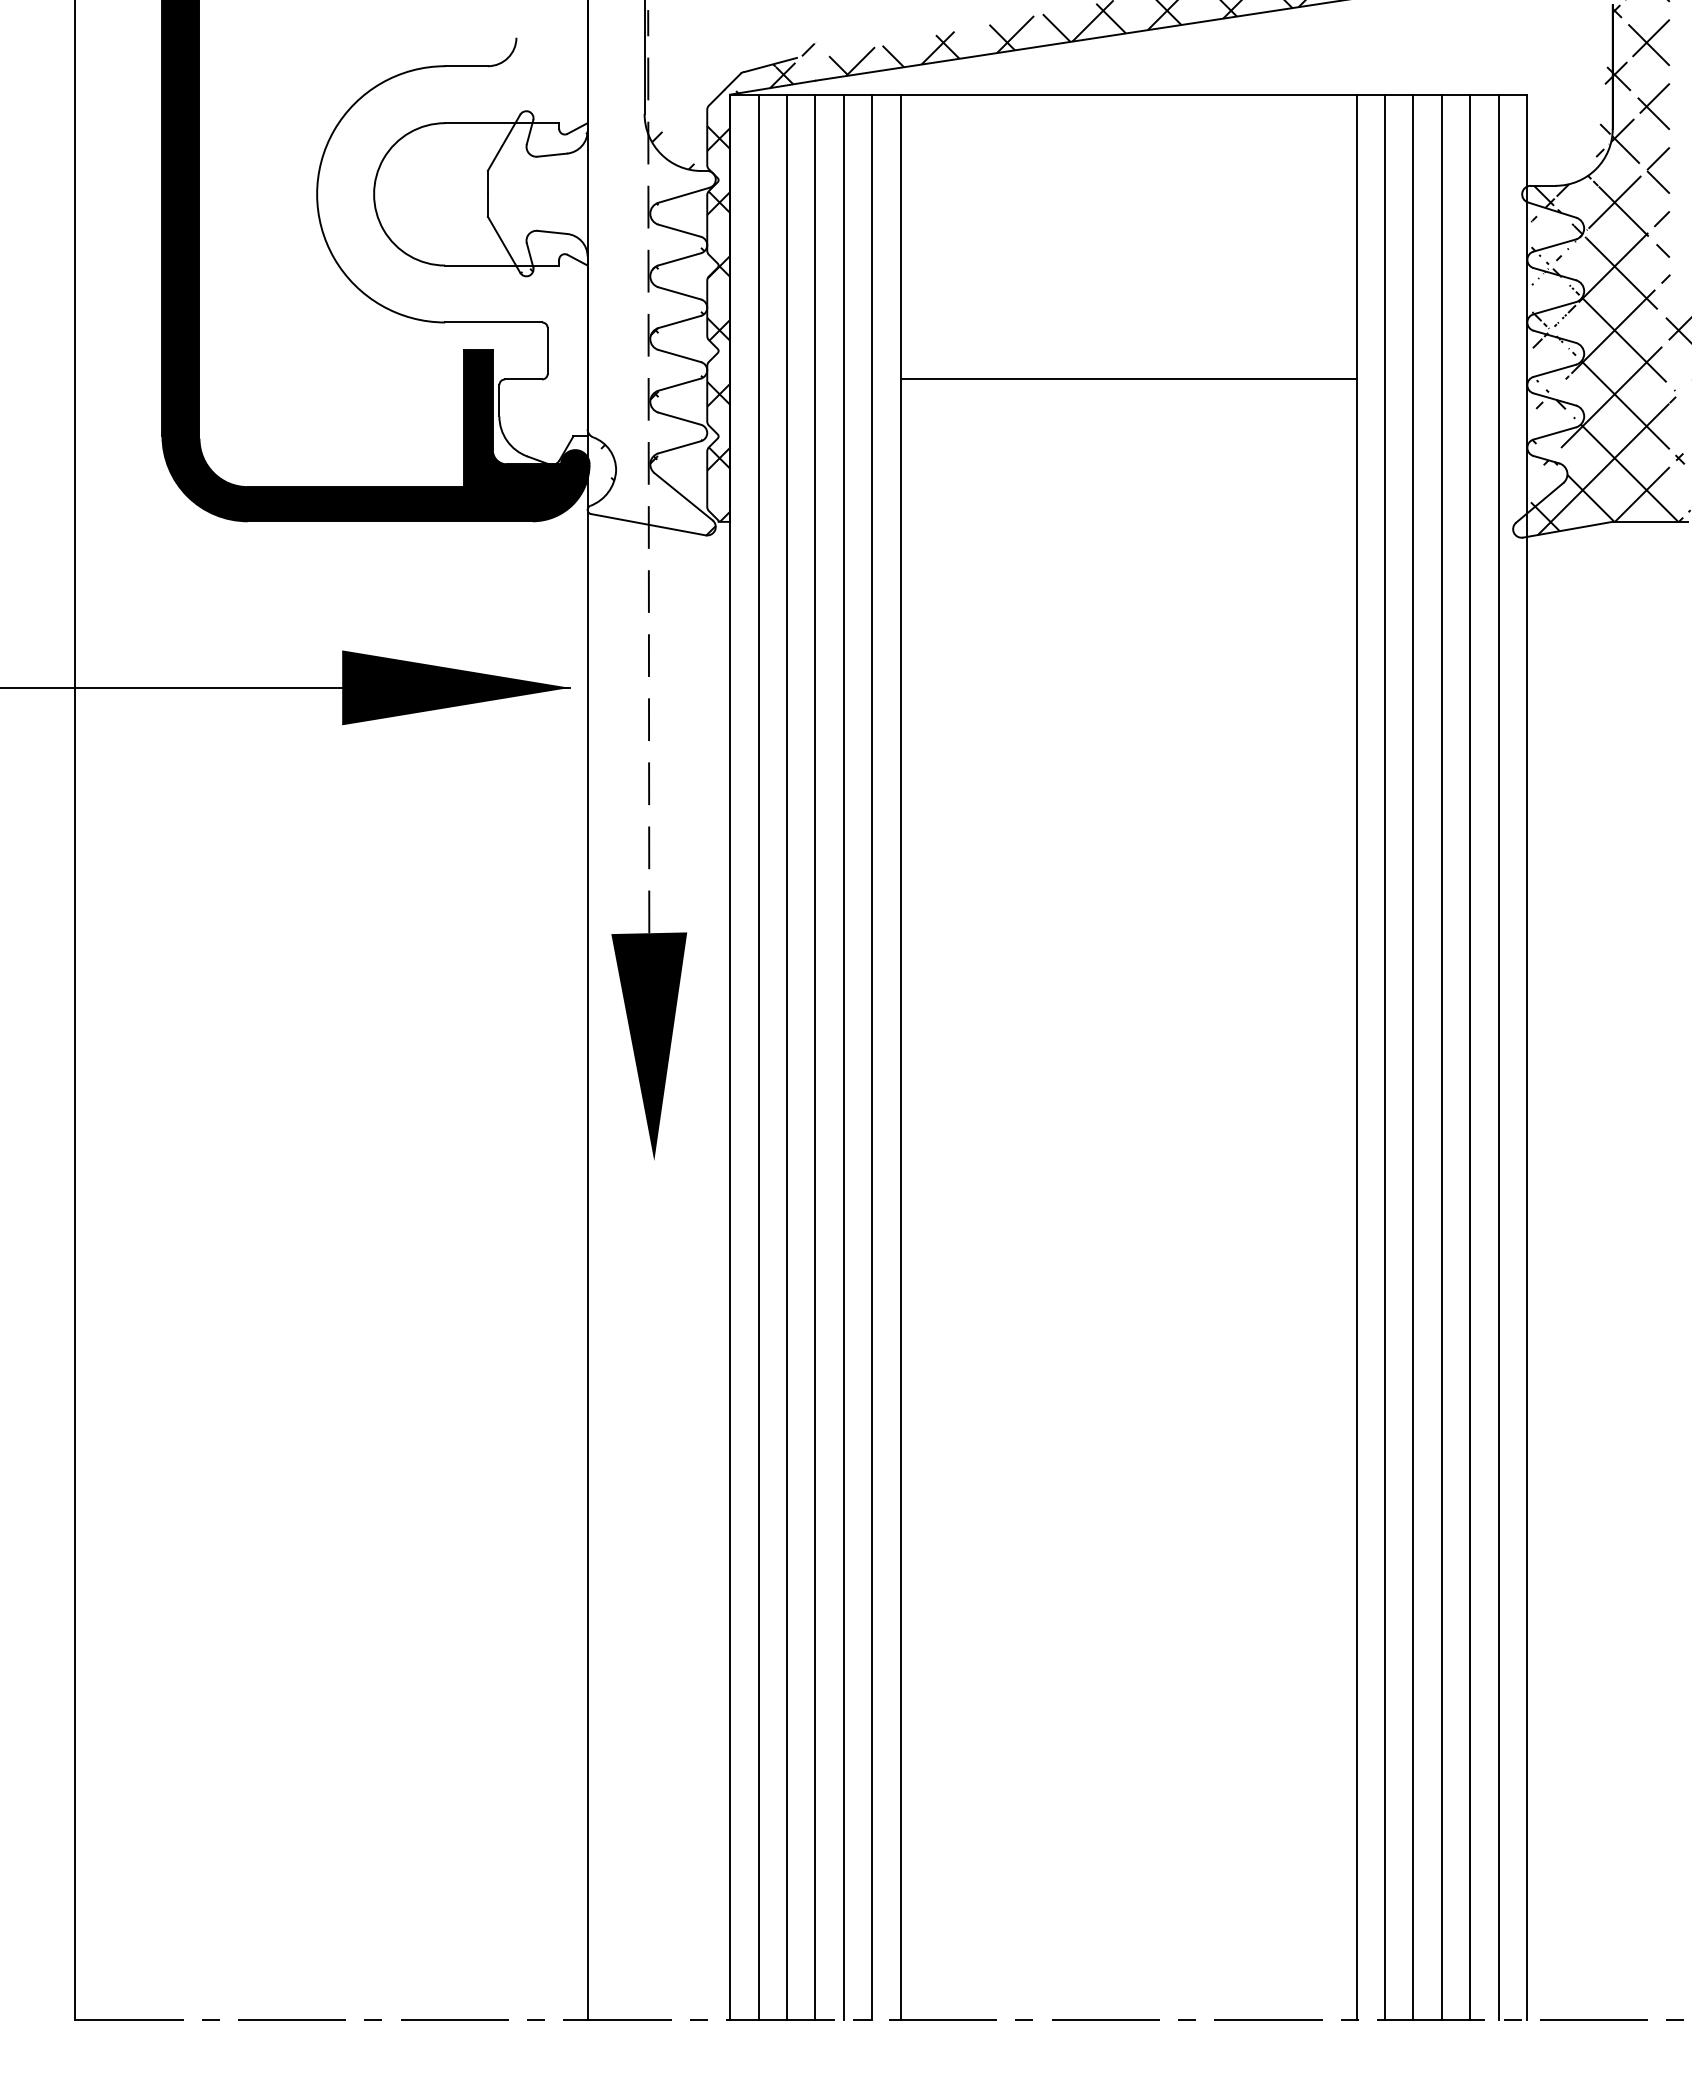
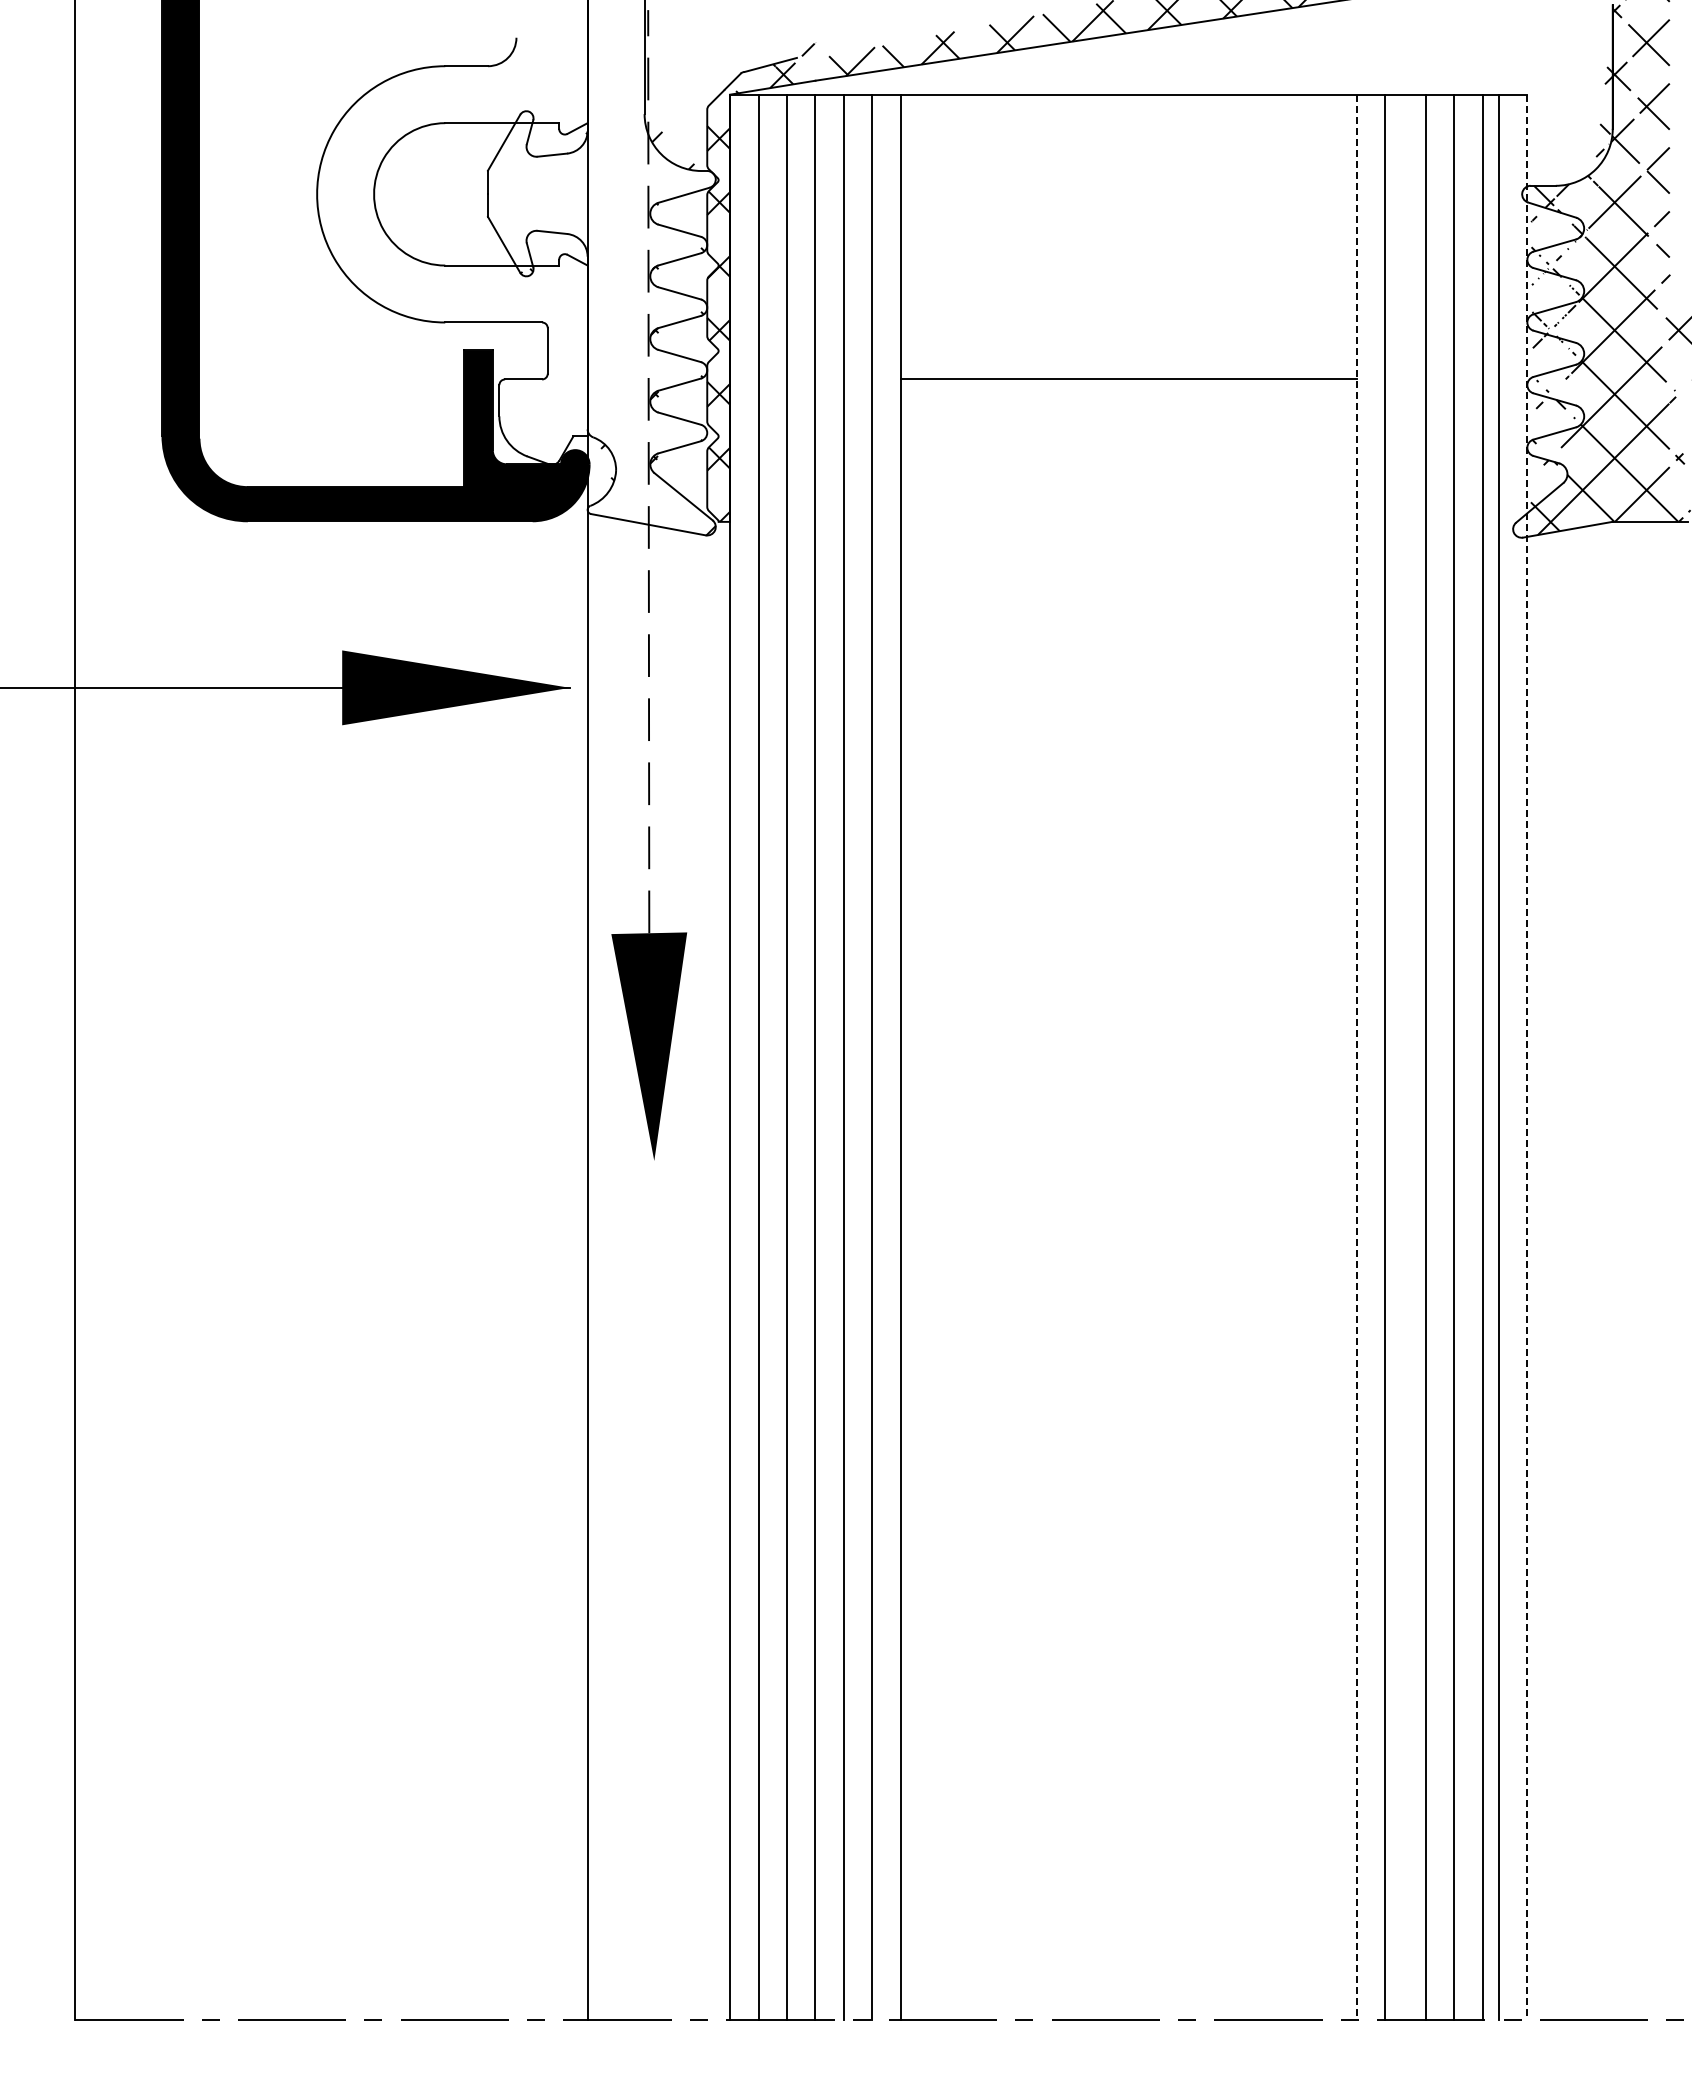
line position: (1413, 1056) -> (1426, 1056) (1426, 1056)
line position: (1441, 1056) -> (1453, 1056) (1453, 1056)
line position: (1470, 1056) -> (1483, 1056) (1483, 1056)
line: solid -> dashed (1356, 1057)
line: solid -> dashed (1527, 1057)
